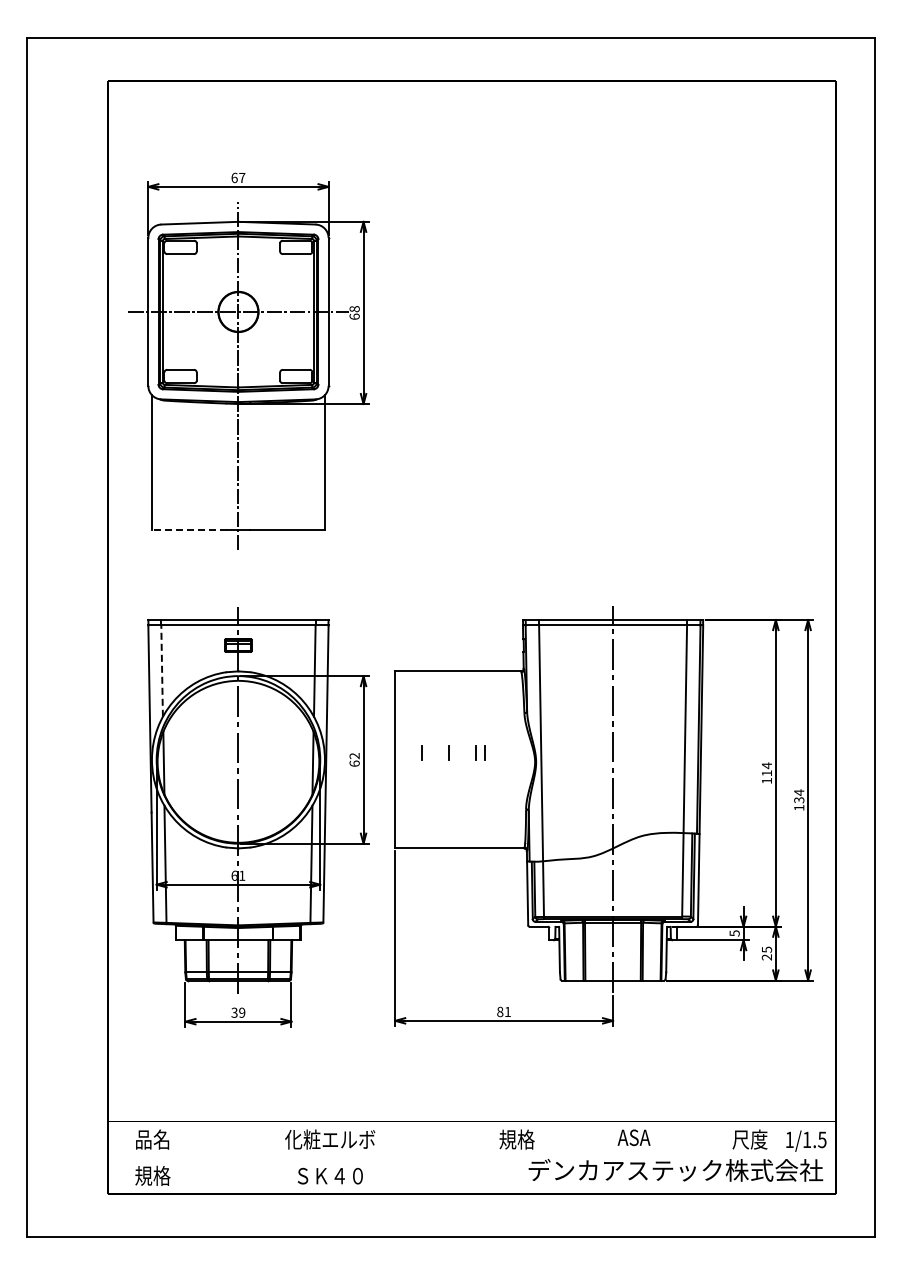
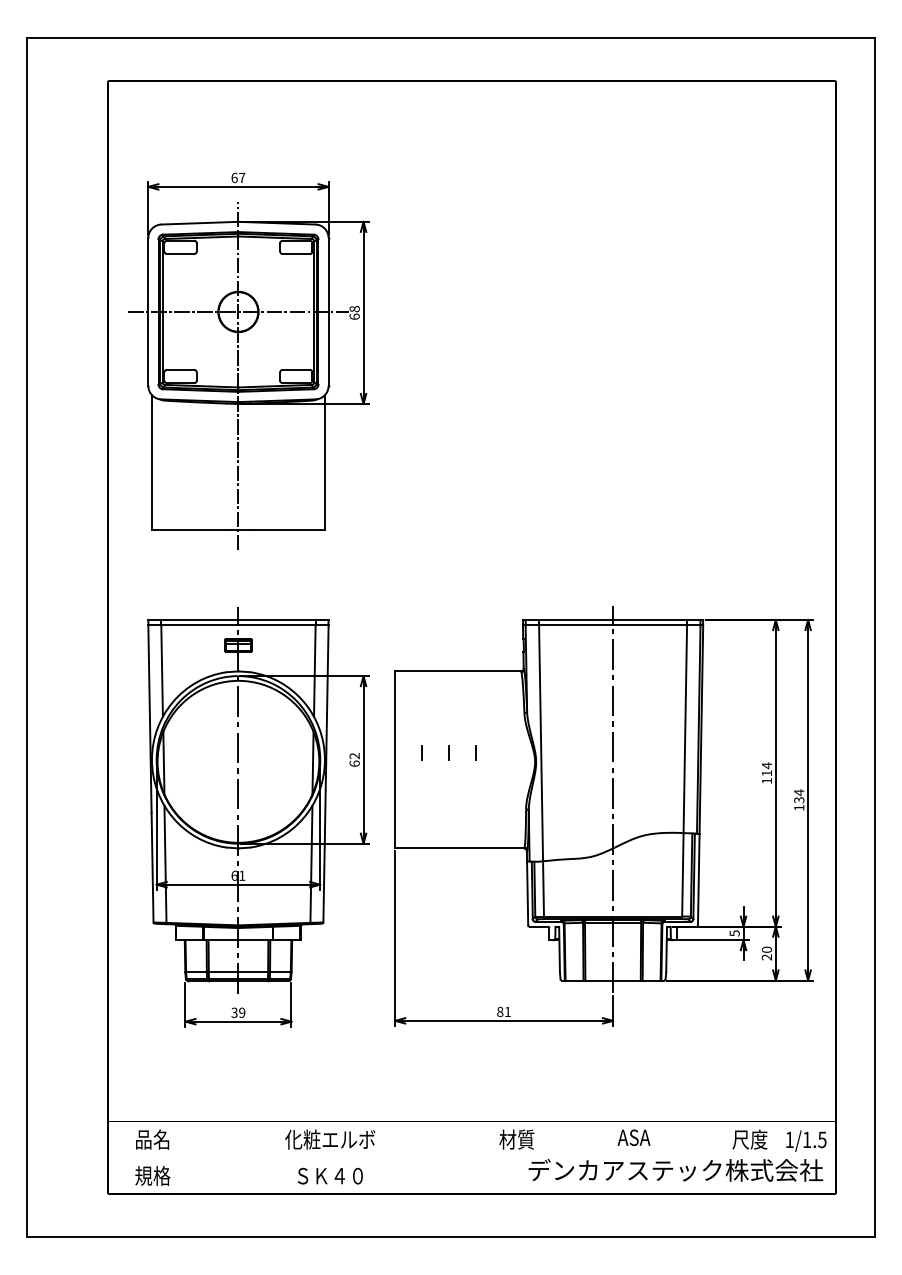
line: dashed -> solid (188, 529)
line: dashed -> solid (162, 671)
line: present -> none (484, 752)
text: 25 -> 20 (766, 949)
text: 規格 -> 材質 (516, 1139)
